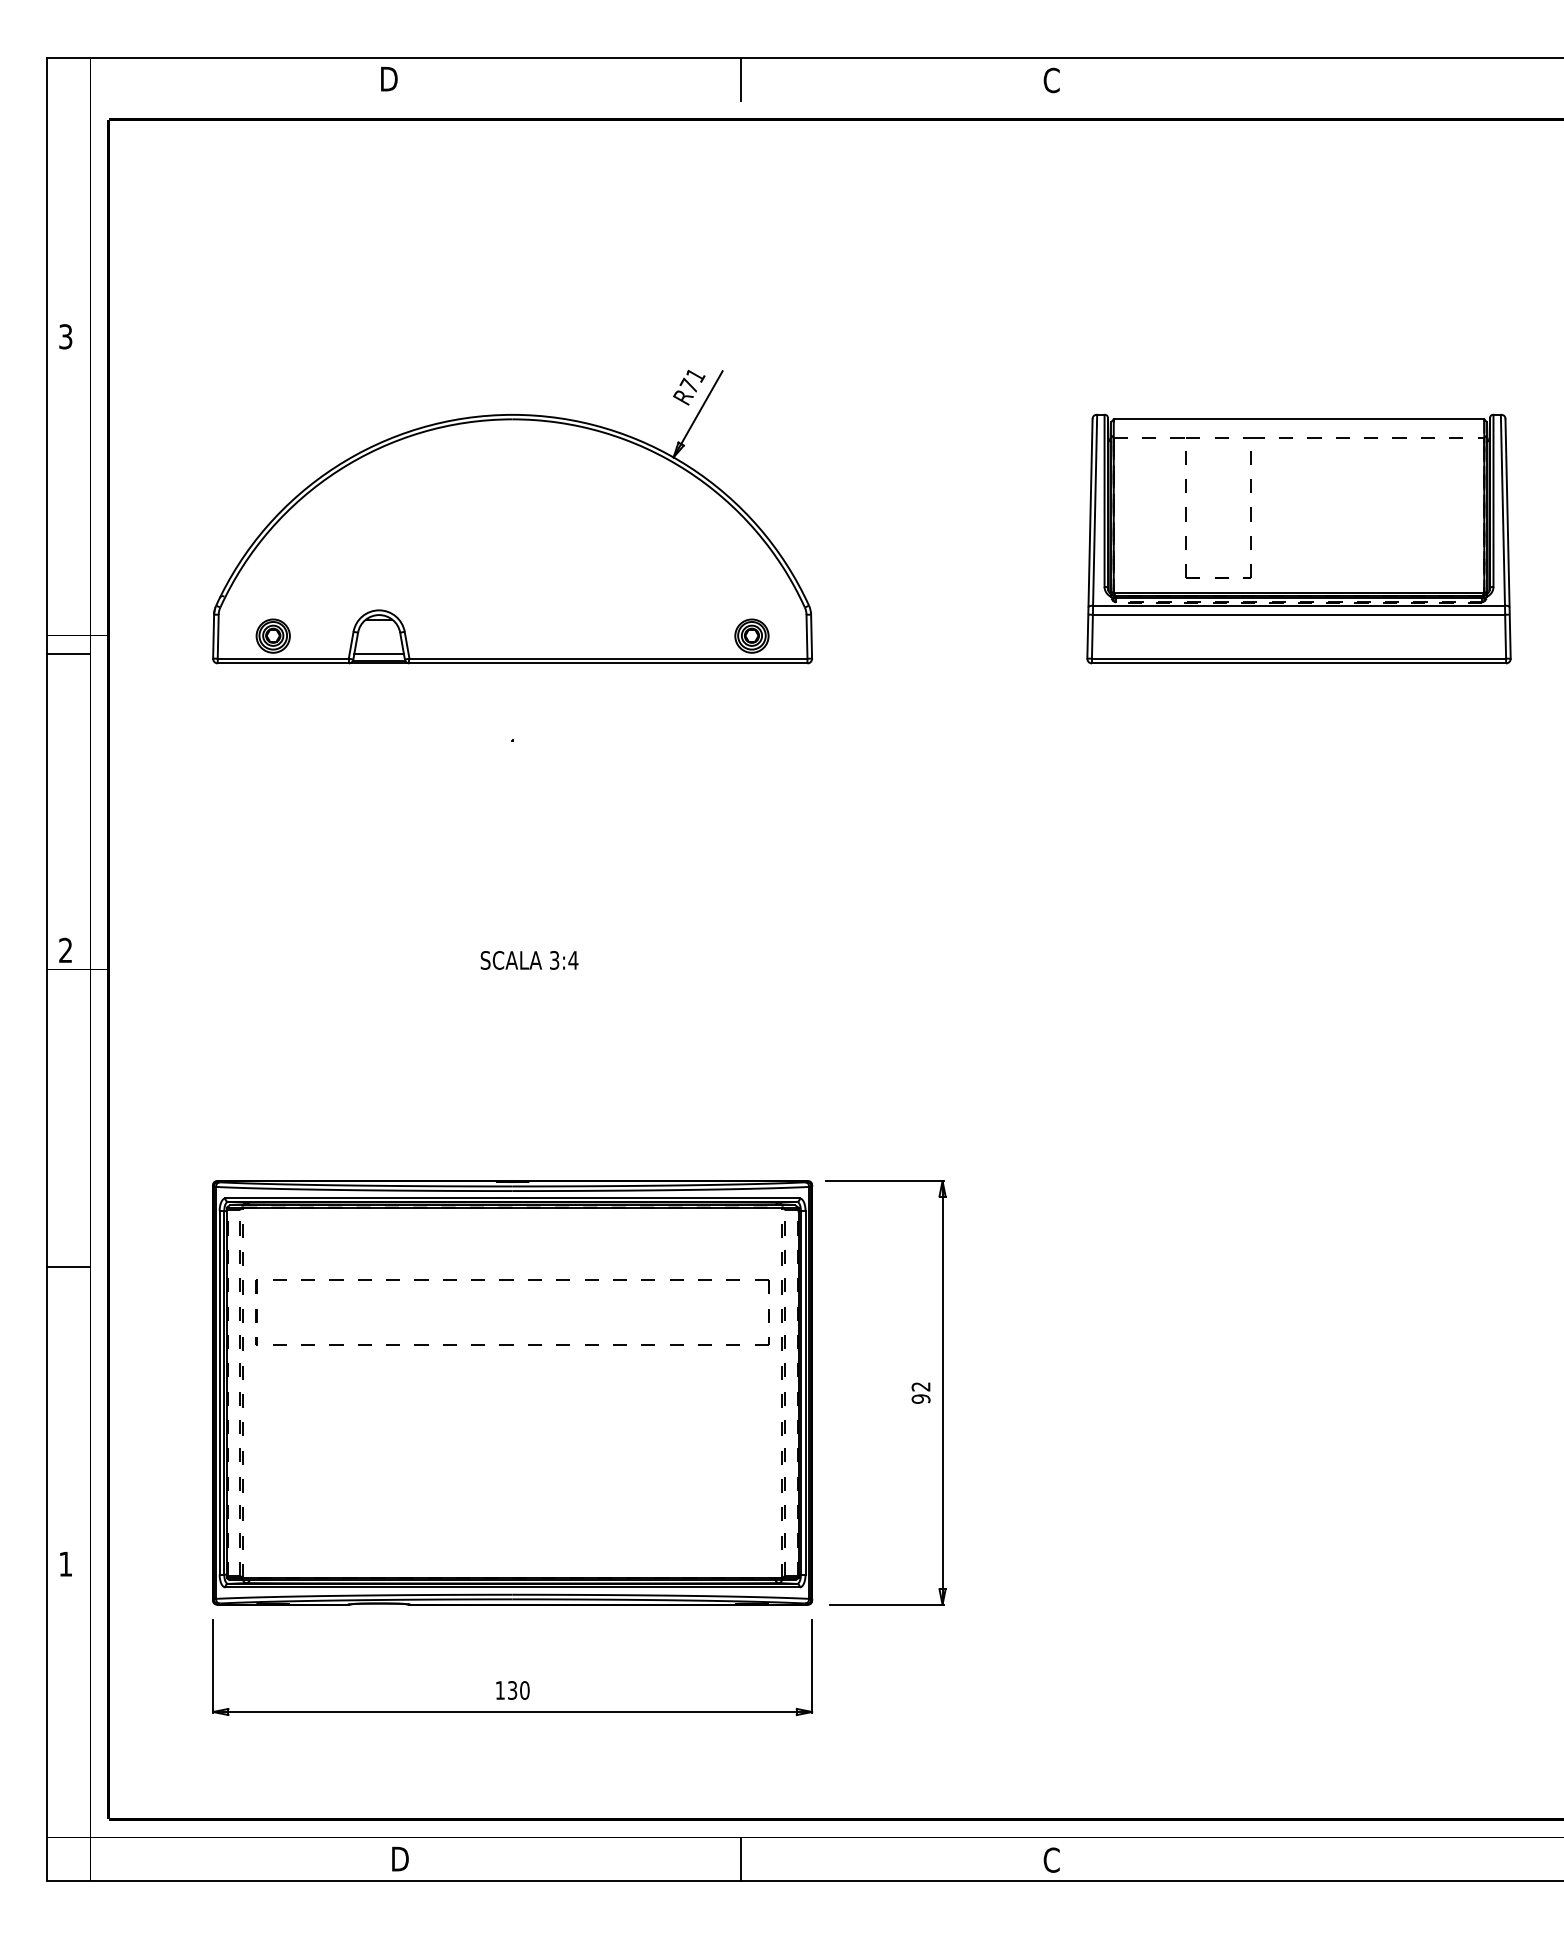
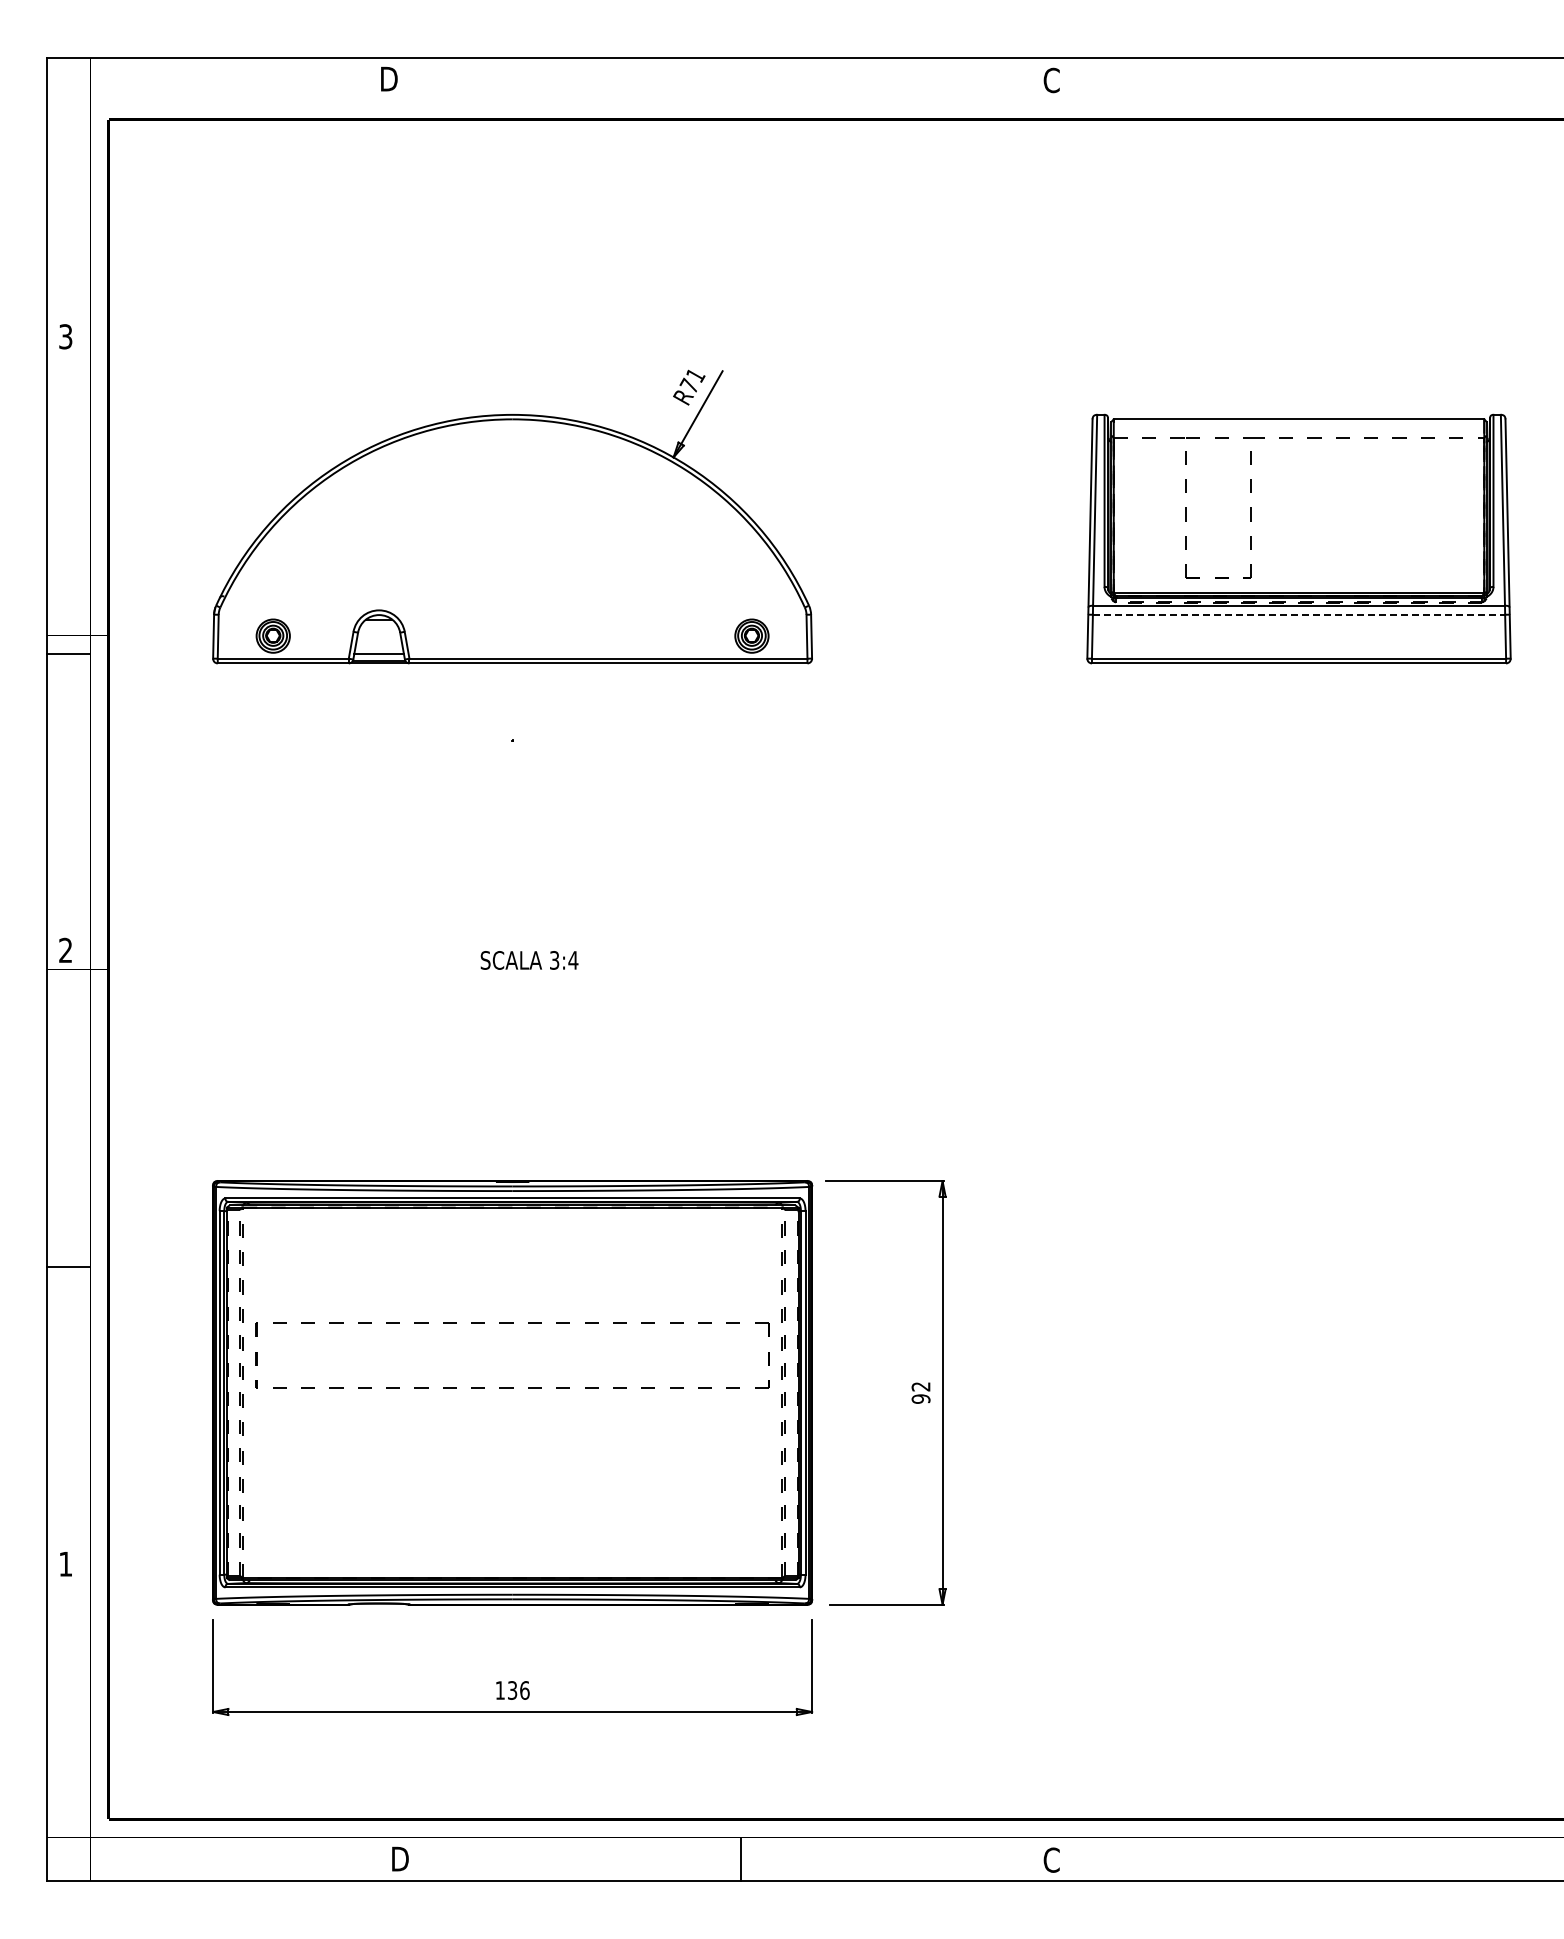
line: present -> none (740, 79)
line: solid -> dashed (1299, 614)
part position: (512, 1280) -> (512, 1323) (512, 1323)
text: 130 -> 136 (524, 1690)
